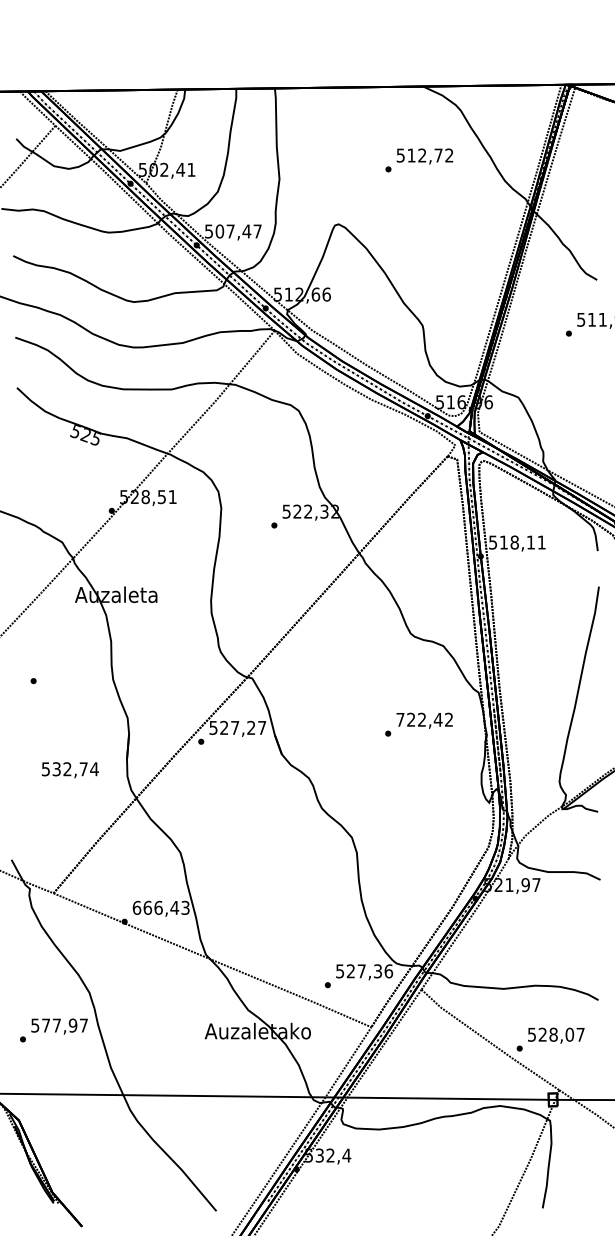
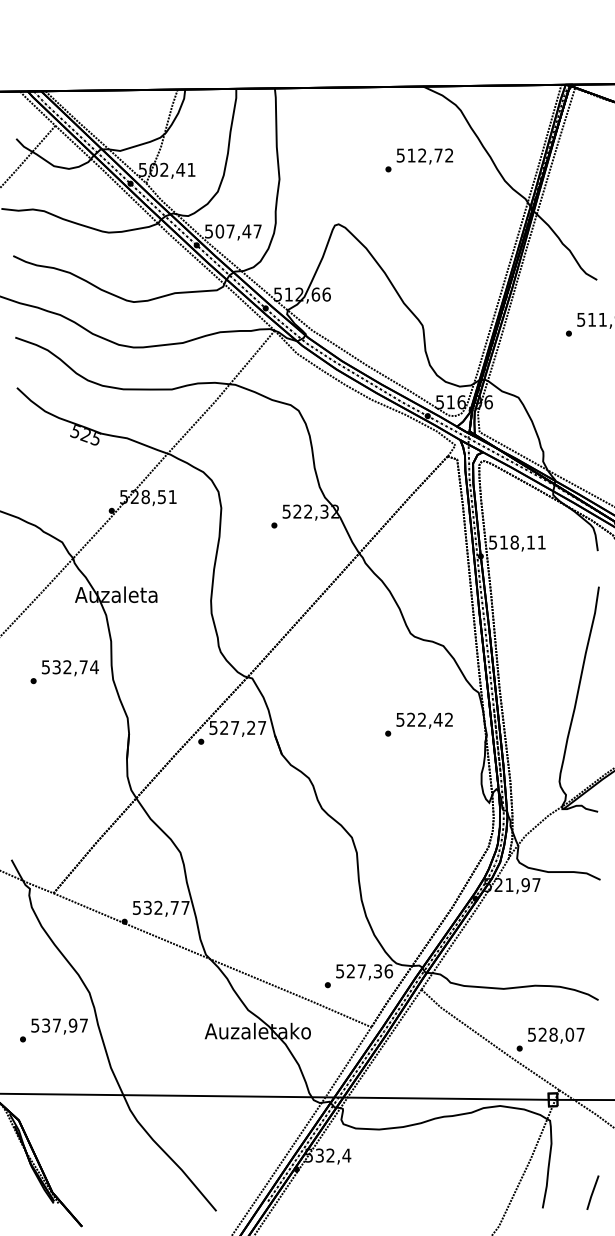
text: 722,42 -> 522,42 (400, 719)
text position: (70, 770) -> (70, 668) (70, 668)
text: 666,43 -> 532,77 (160, 907)
text: 577,97 -> 537,97 (46, 1025)
line: none -> present (592, 1192)
